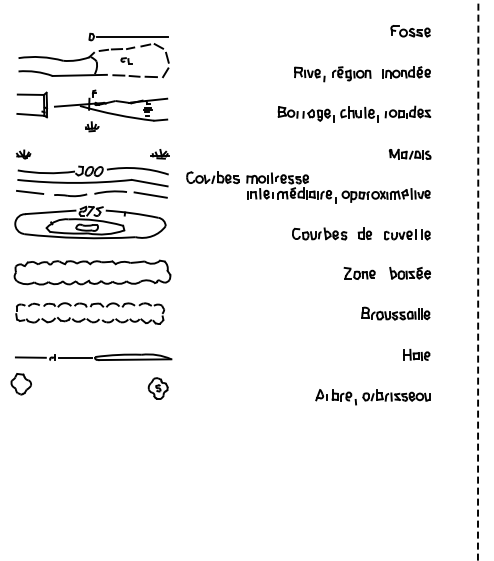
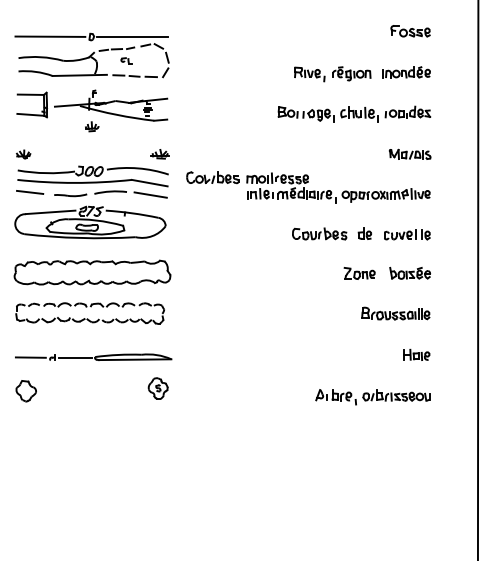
line: none -> present (50, 36)
line: dashed -> solid (478, 280)
part position: (20, 384) -> (25, 391) (25, 391)
